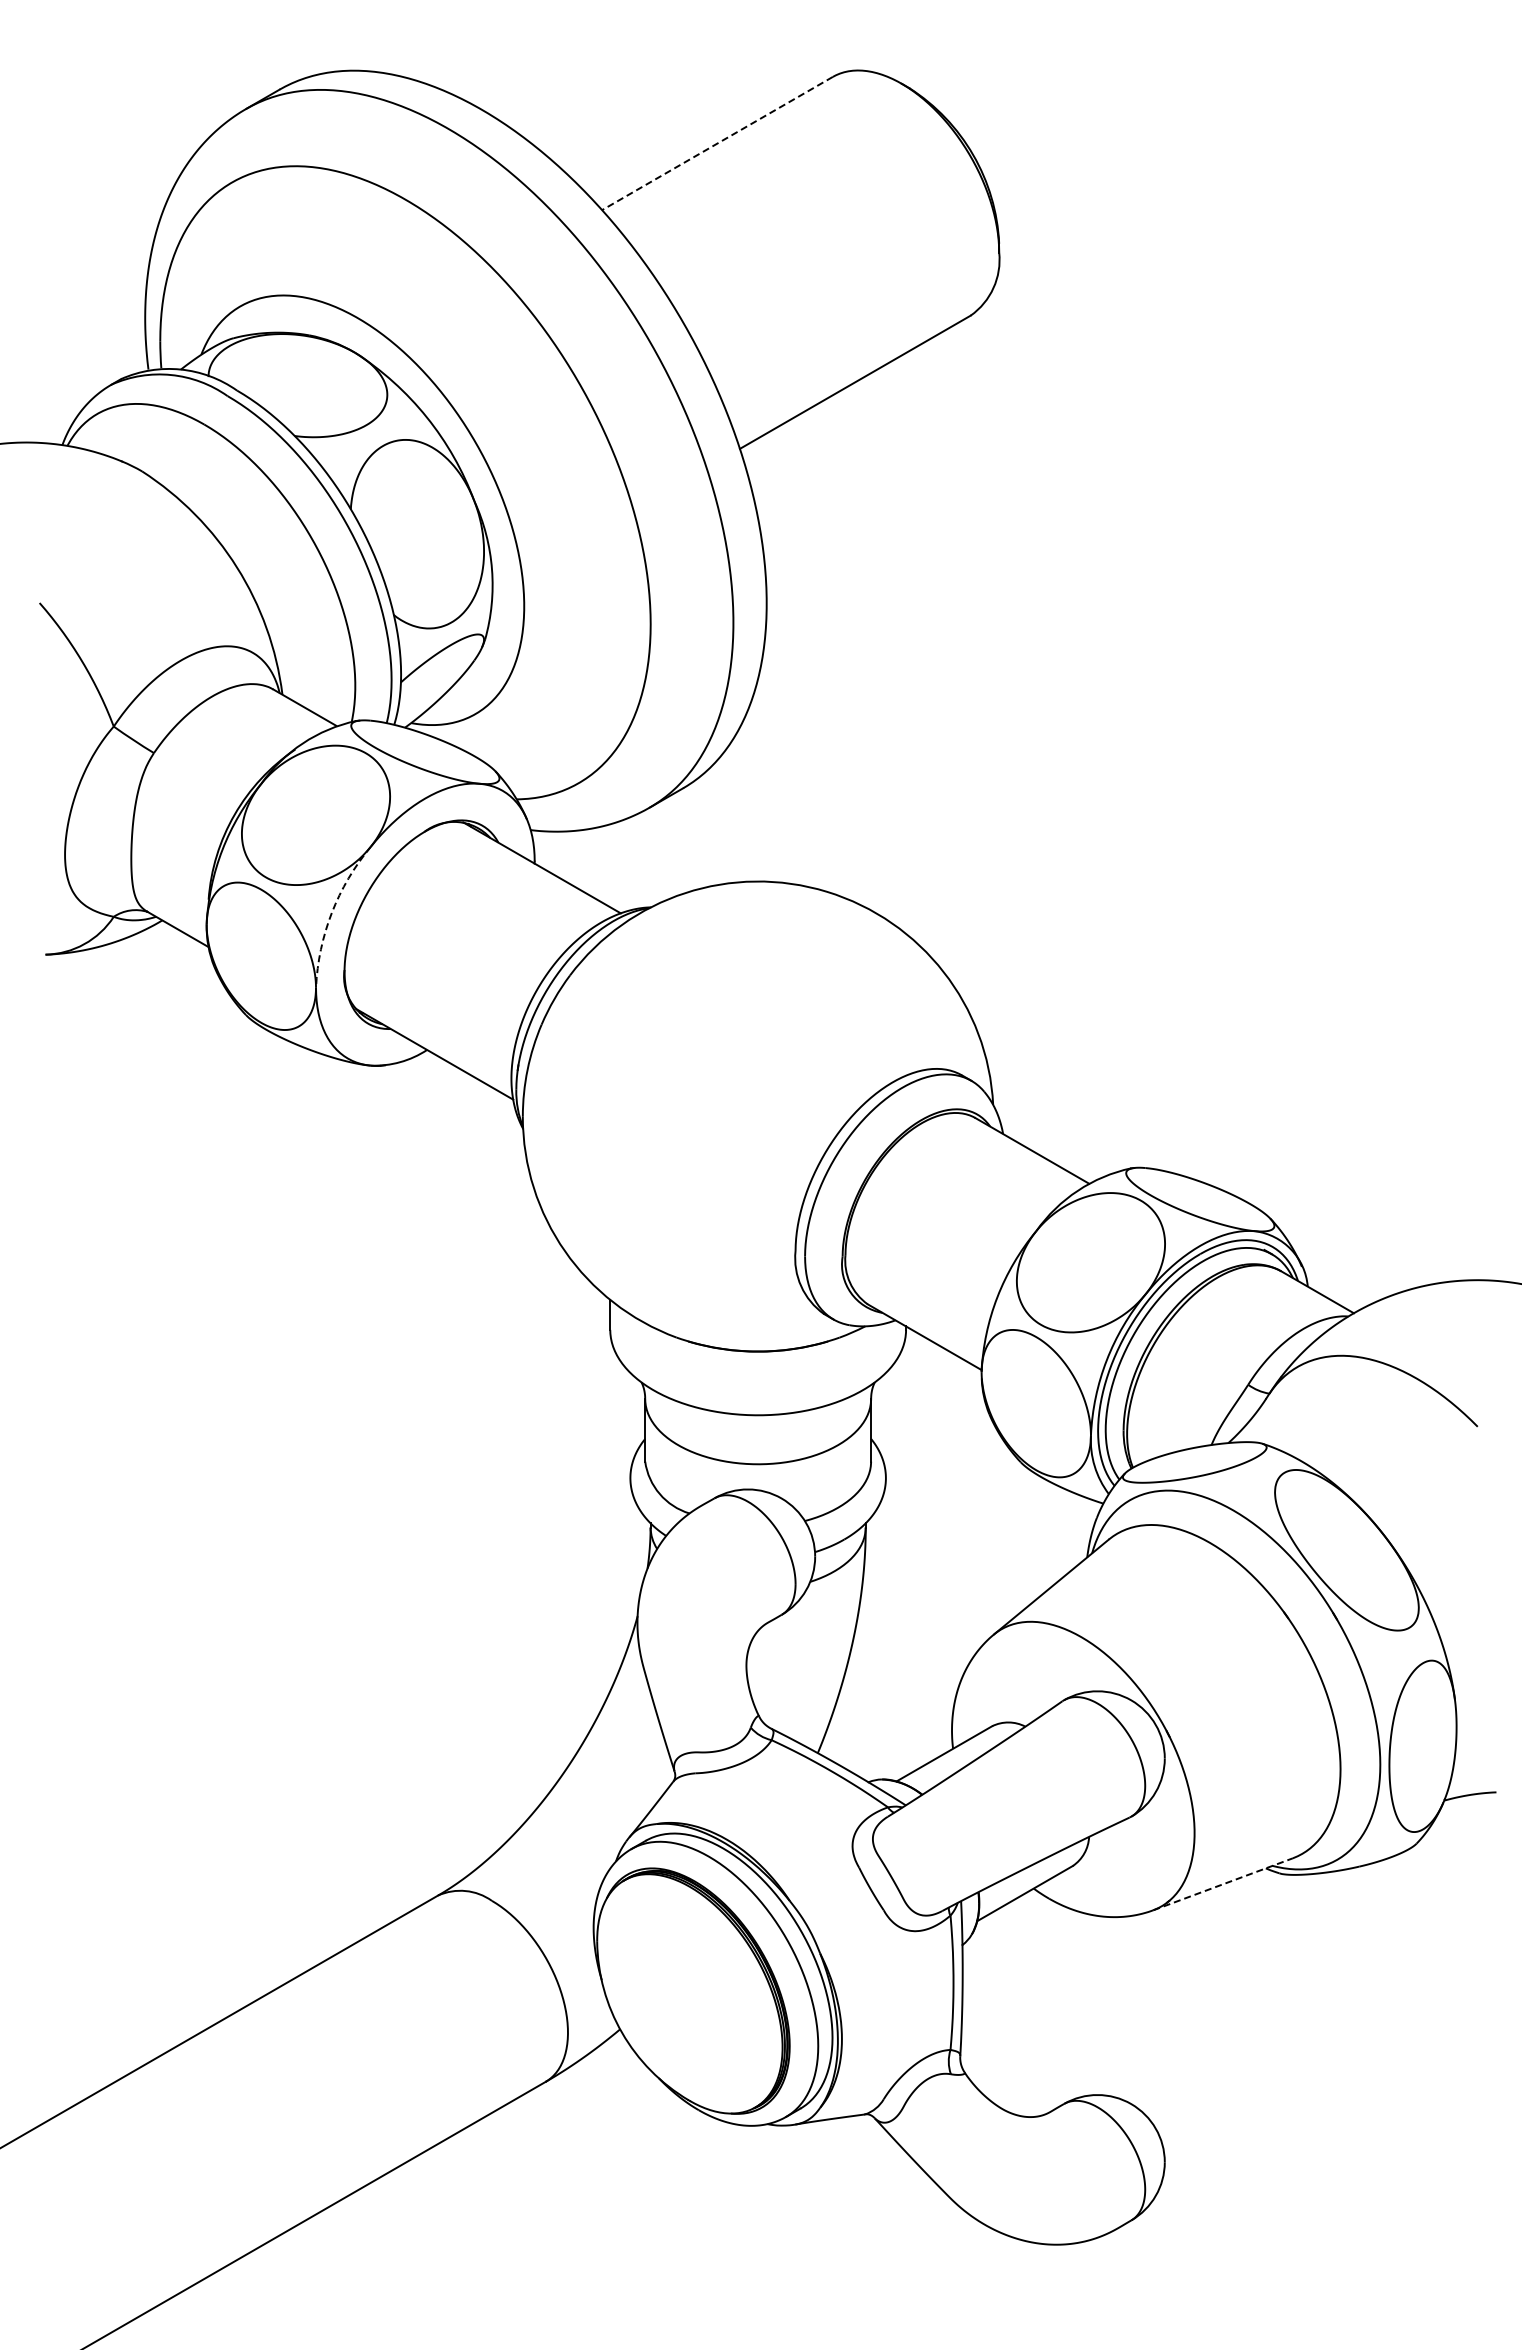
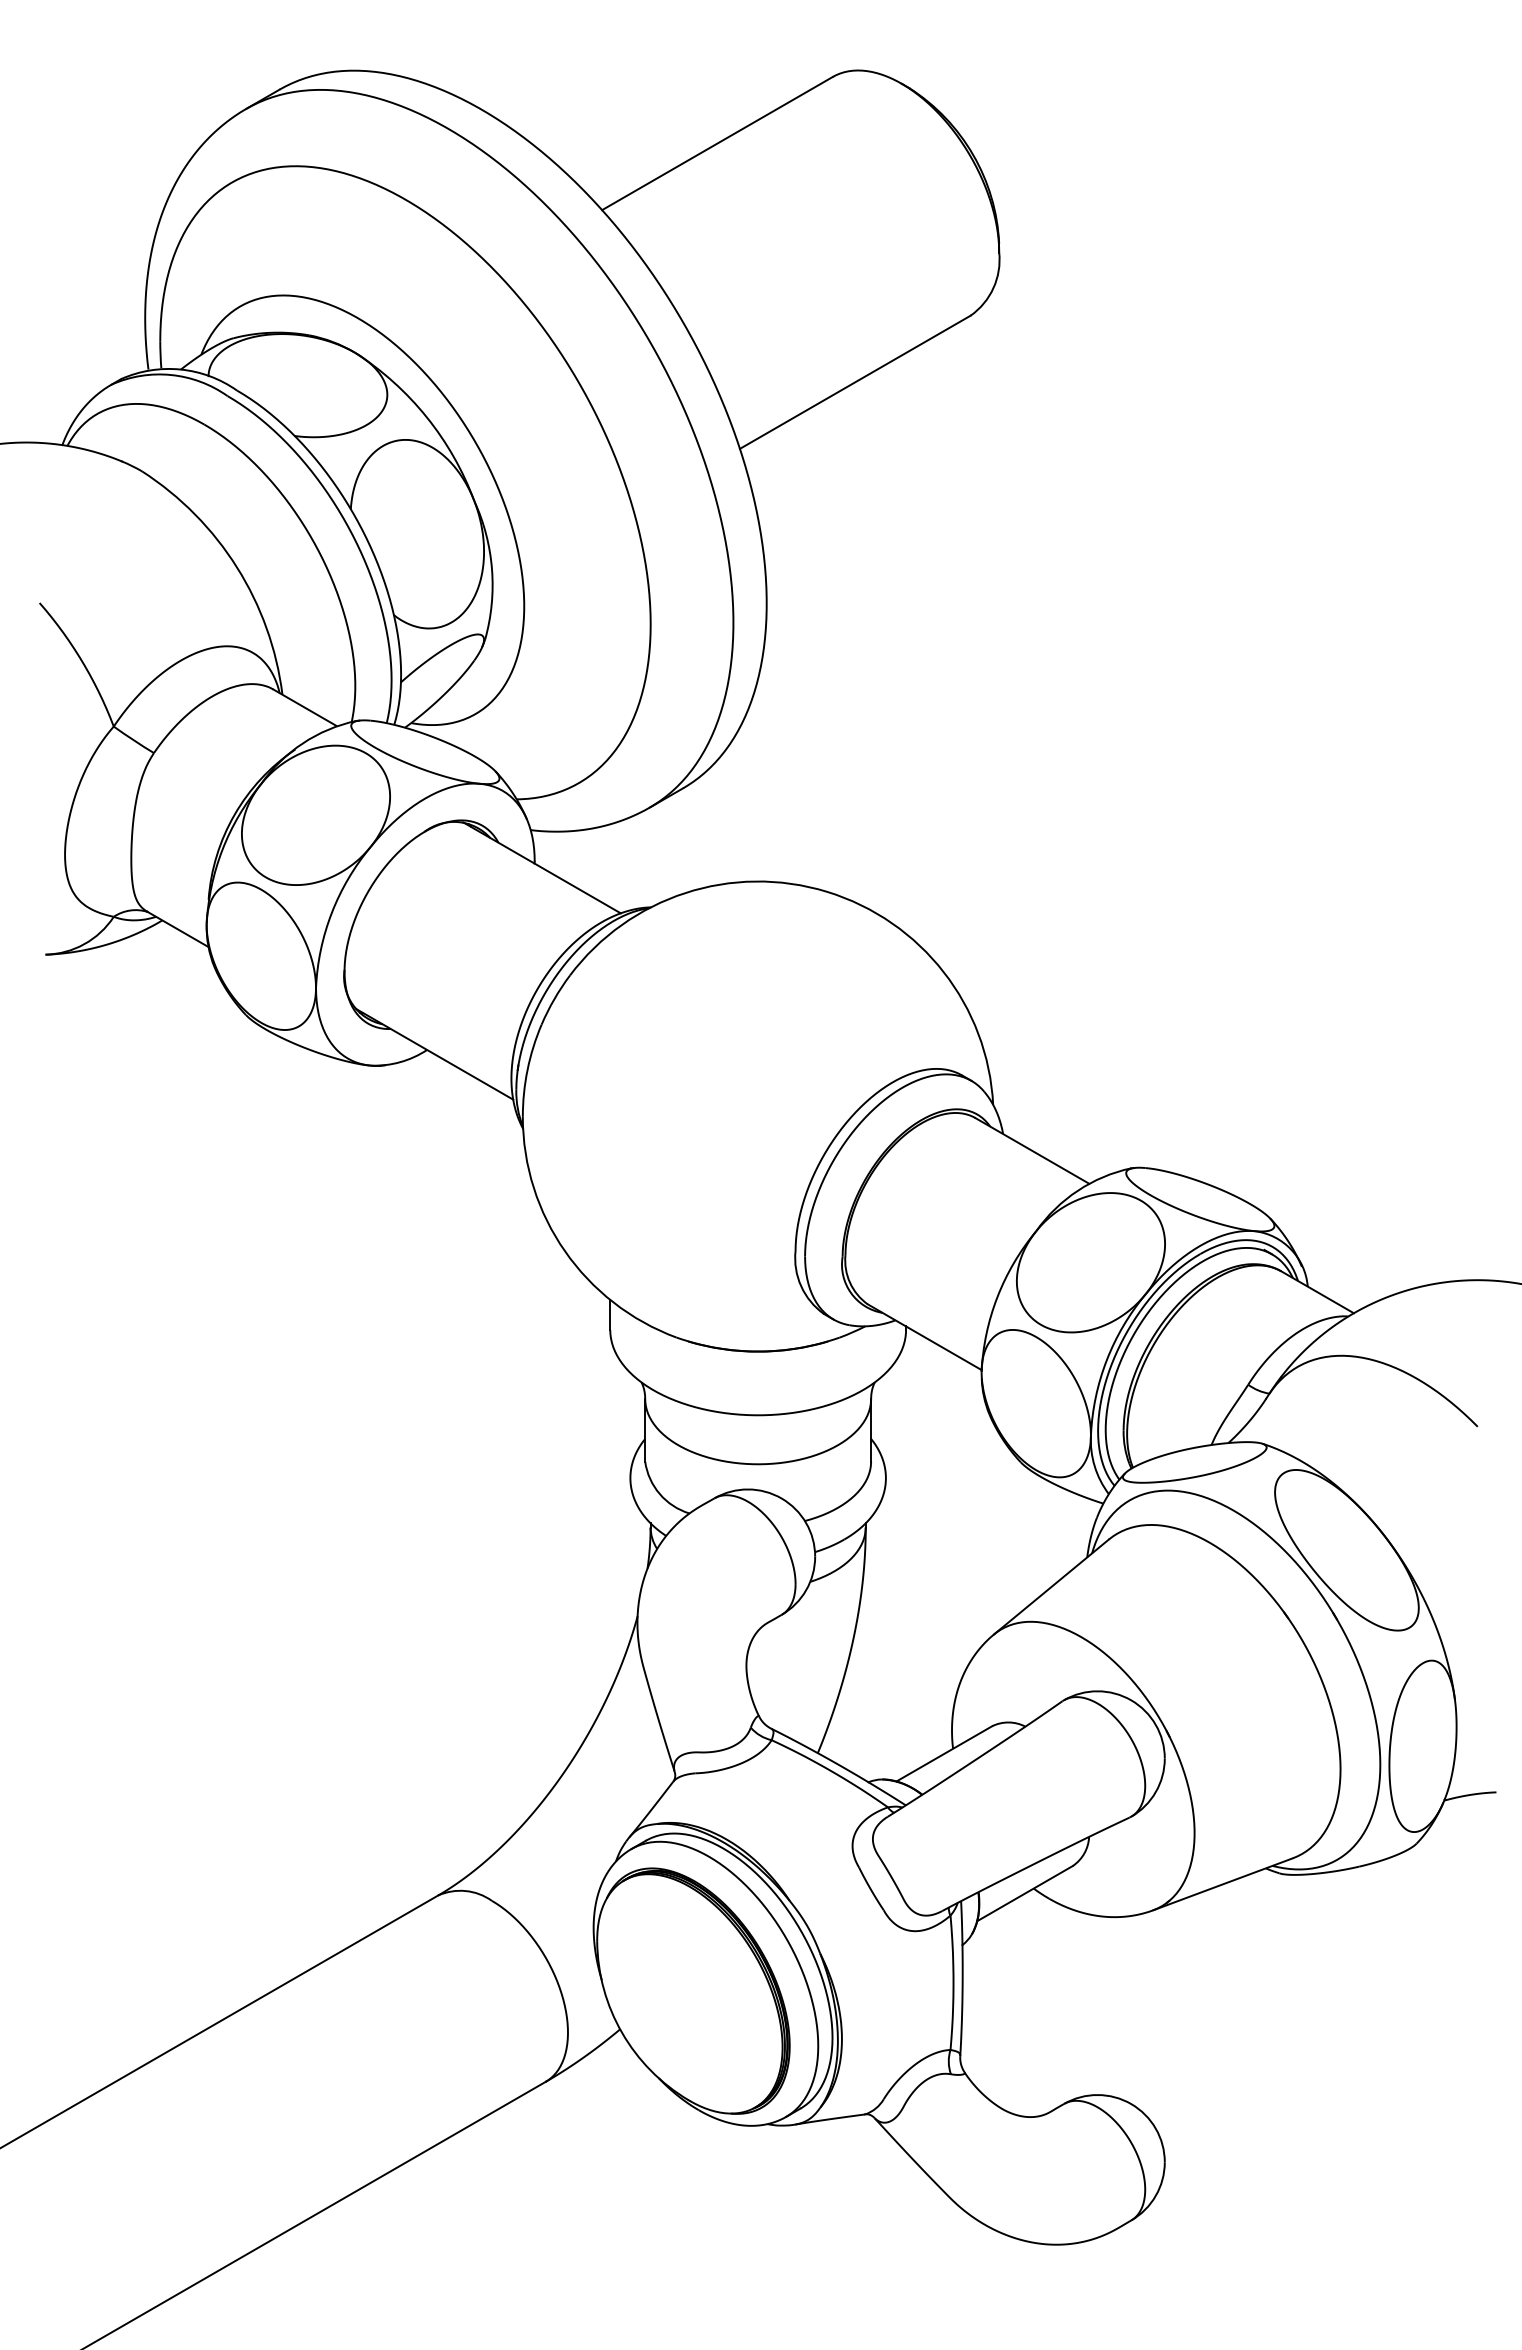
line: dashed -> solid (717, 143)
arc: dashed -> solid (331, 912)
line: dashed -> solid (1223, 1884)
